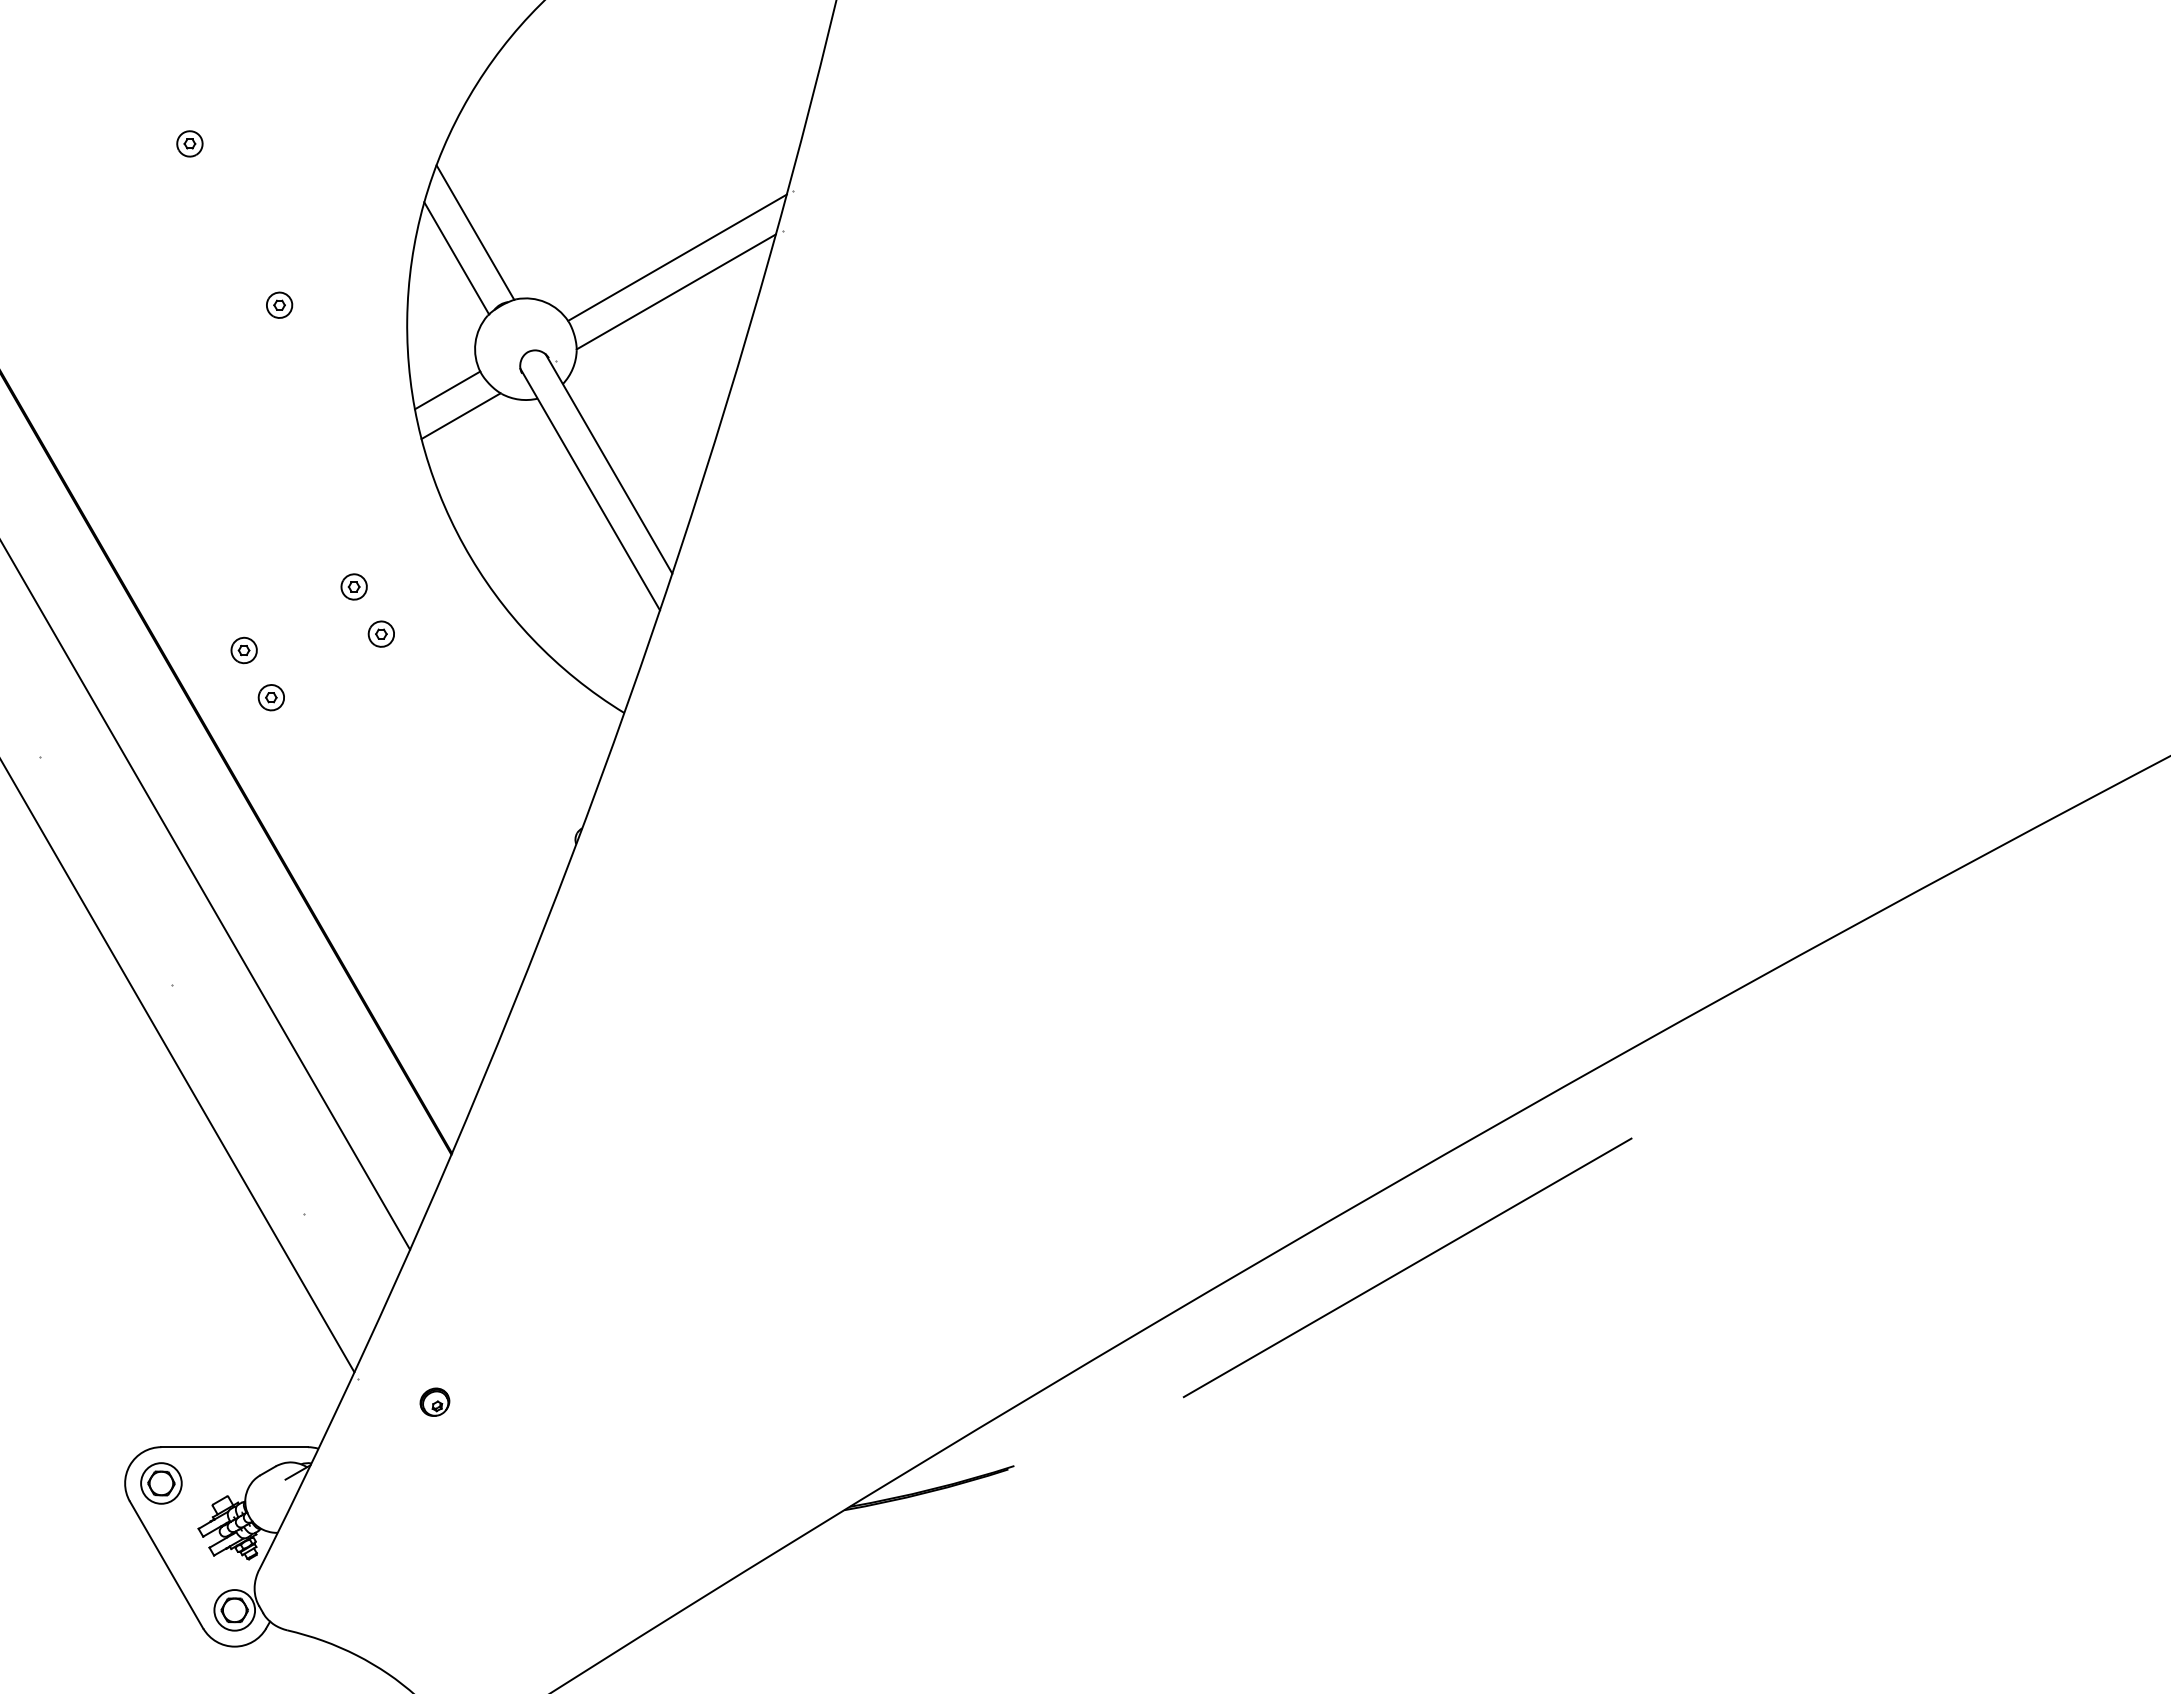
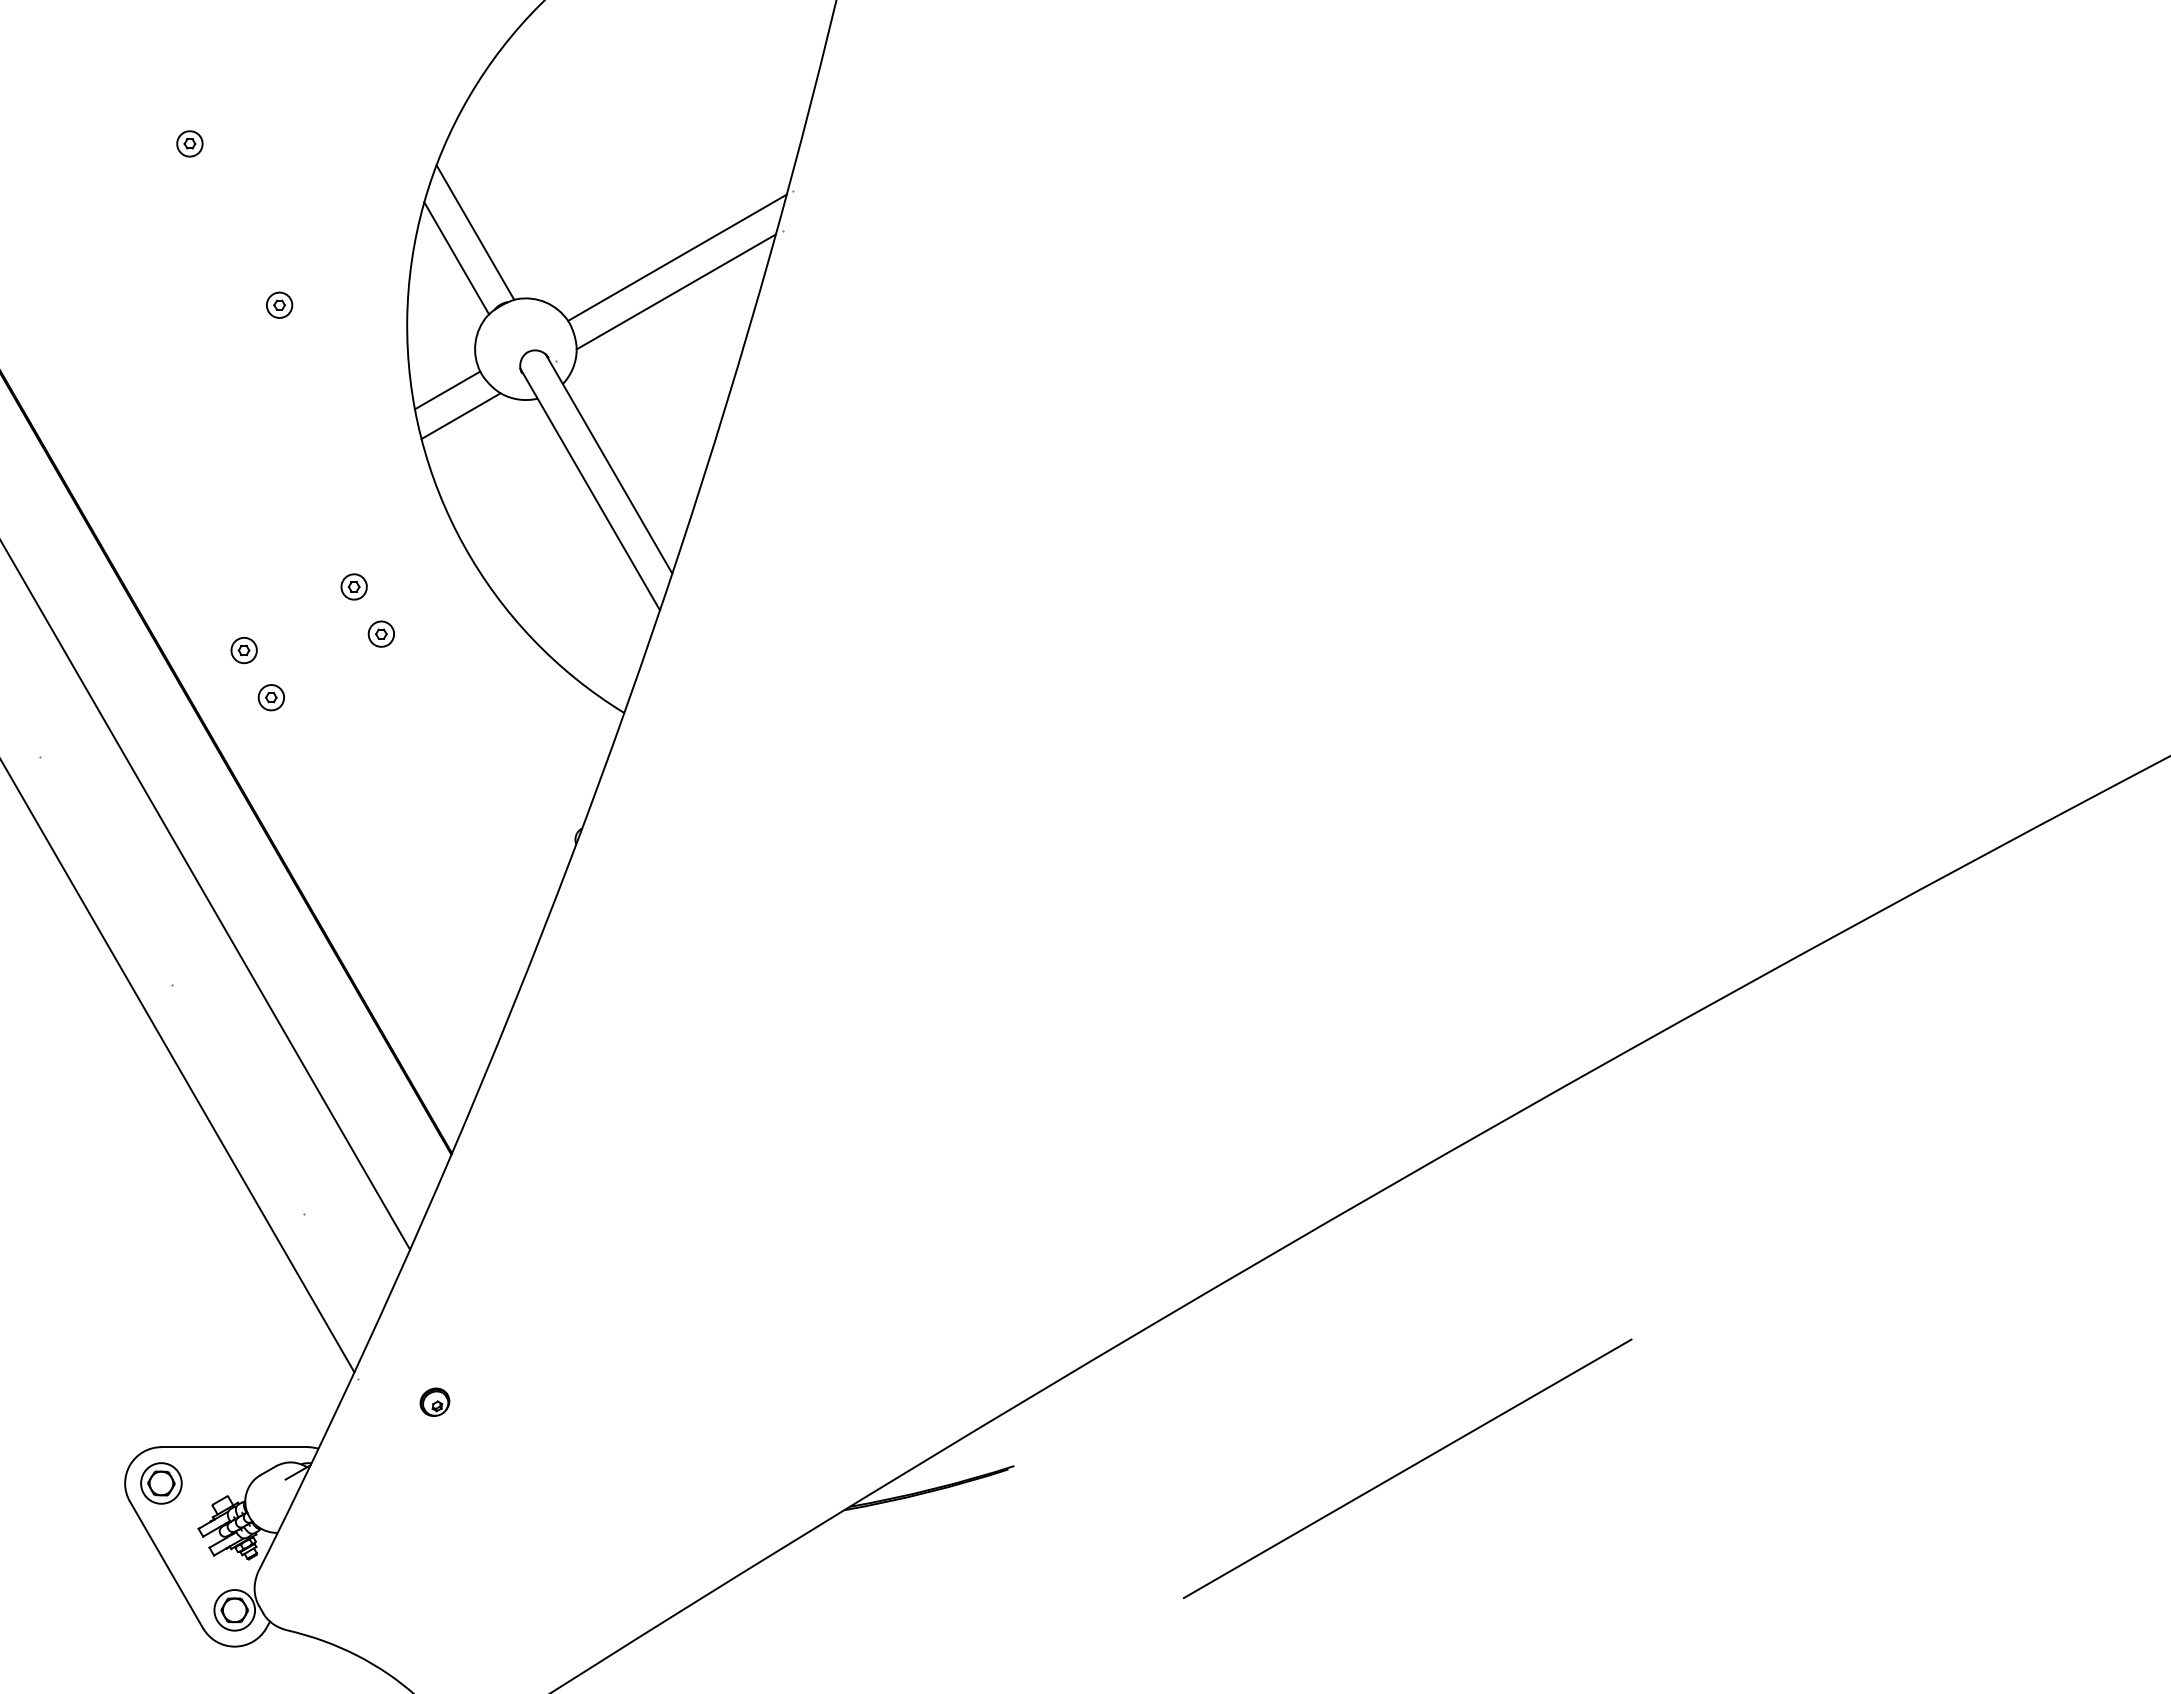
line position: (1407, 1267) -> (1407, 1468) (1407, 1468)
